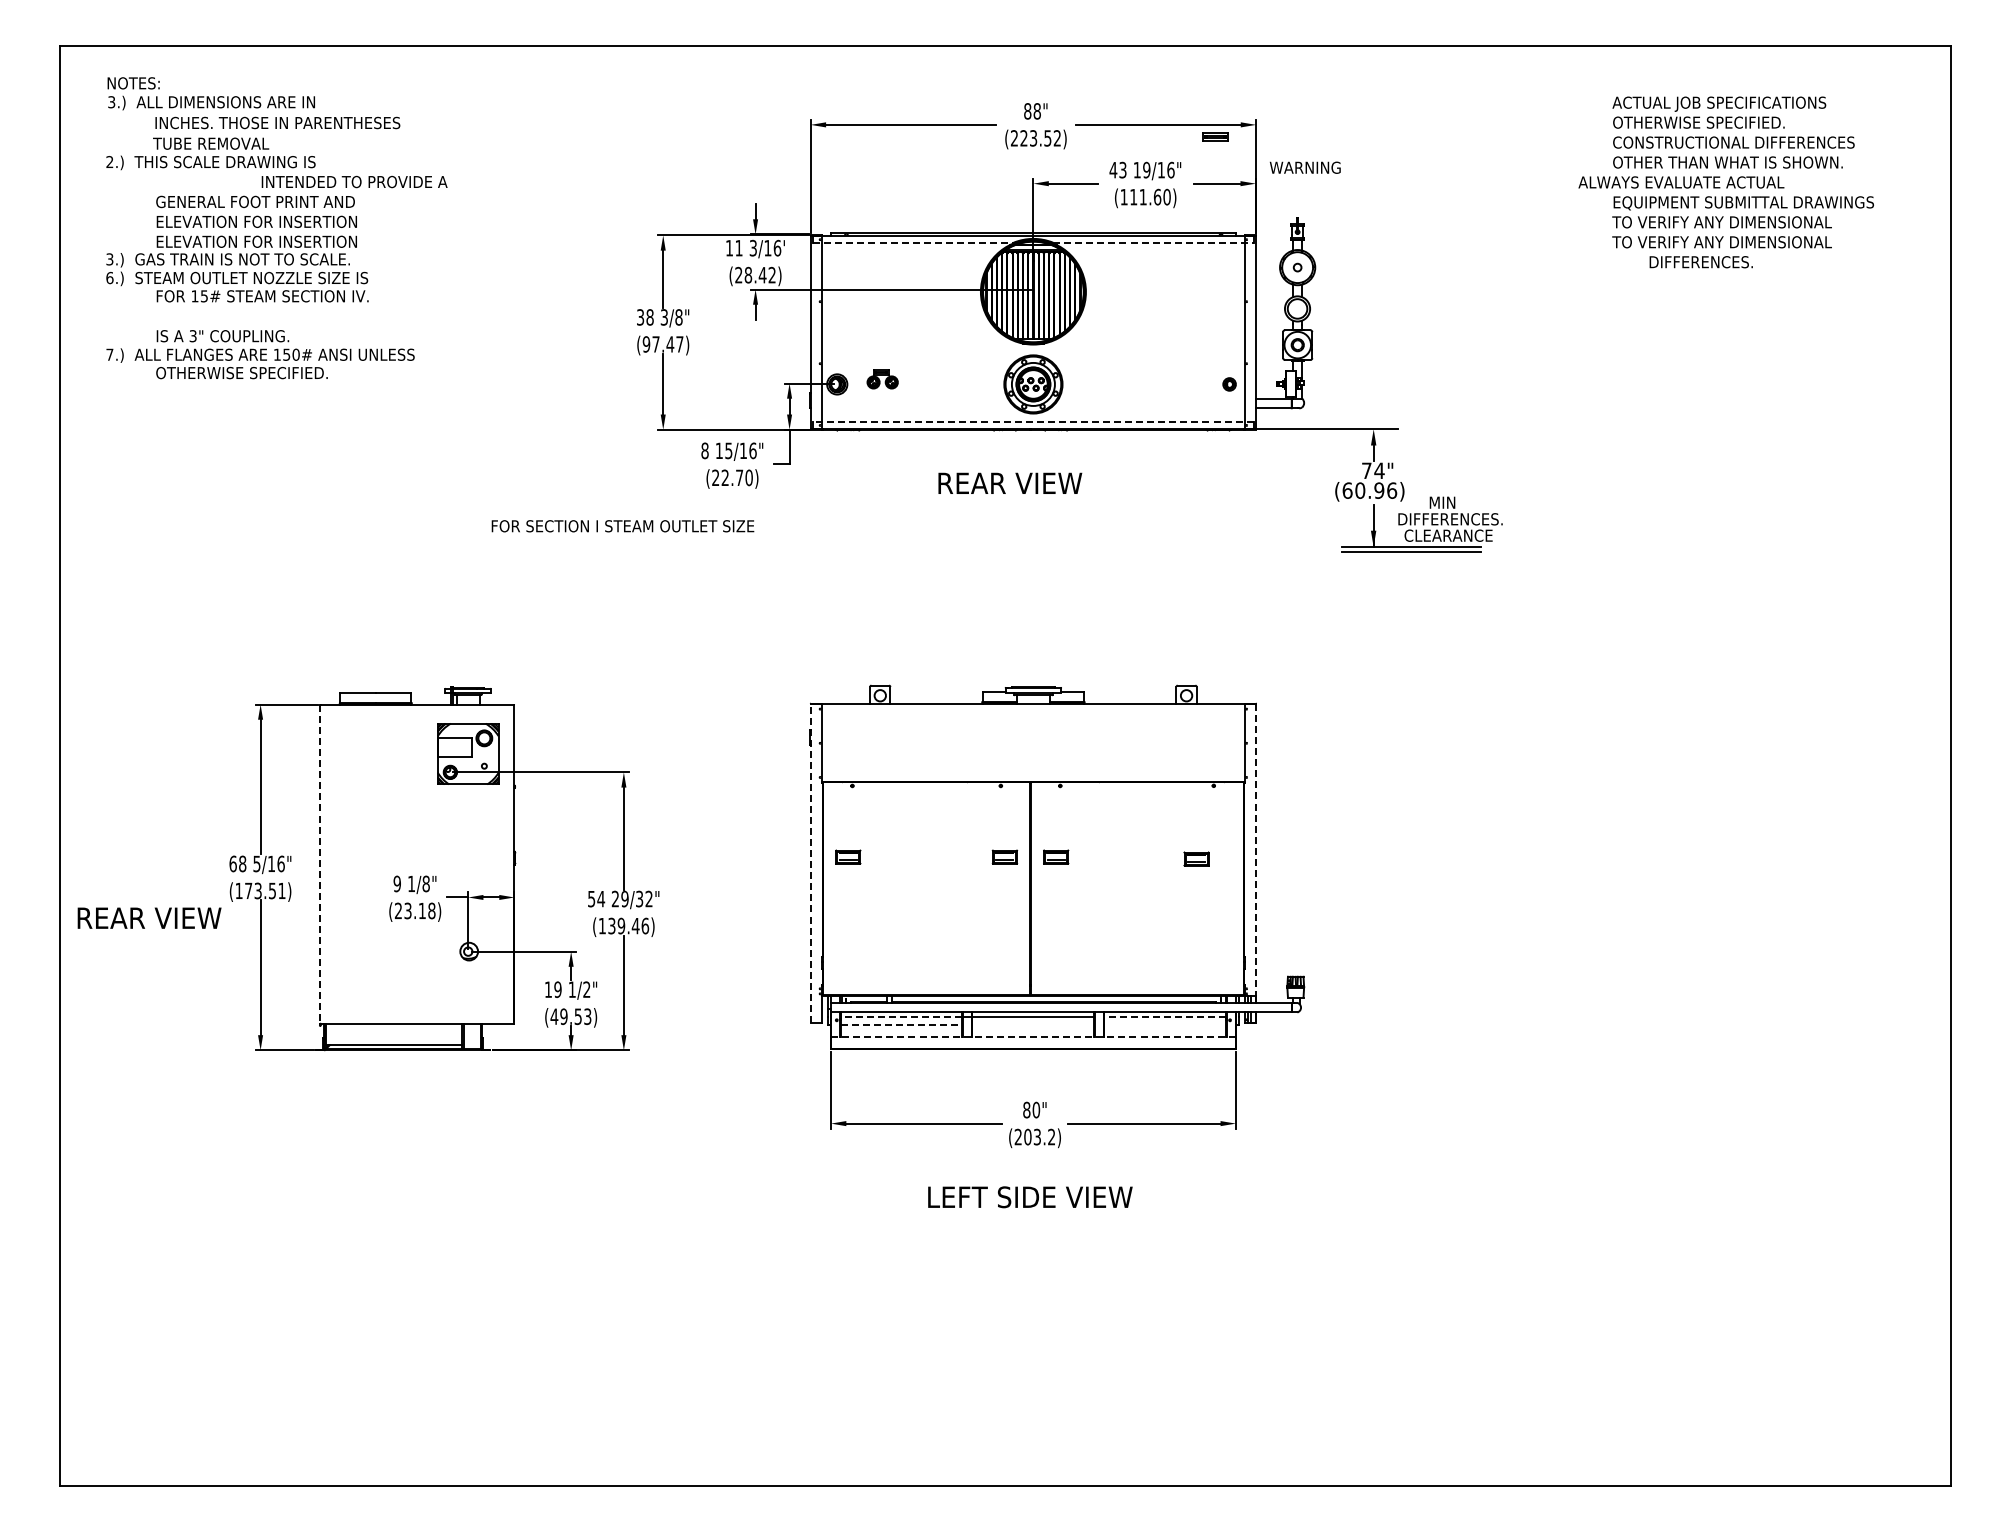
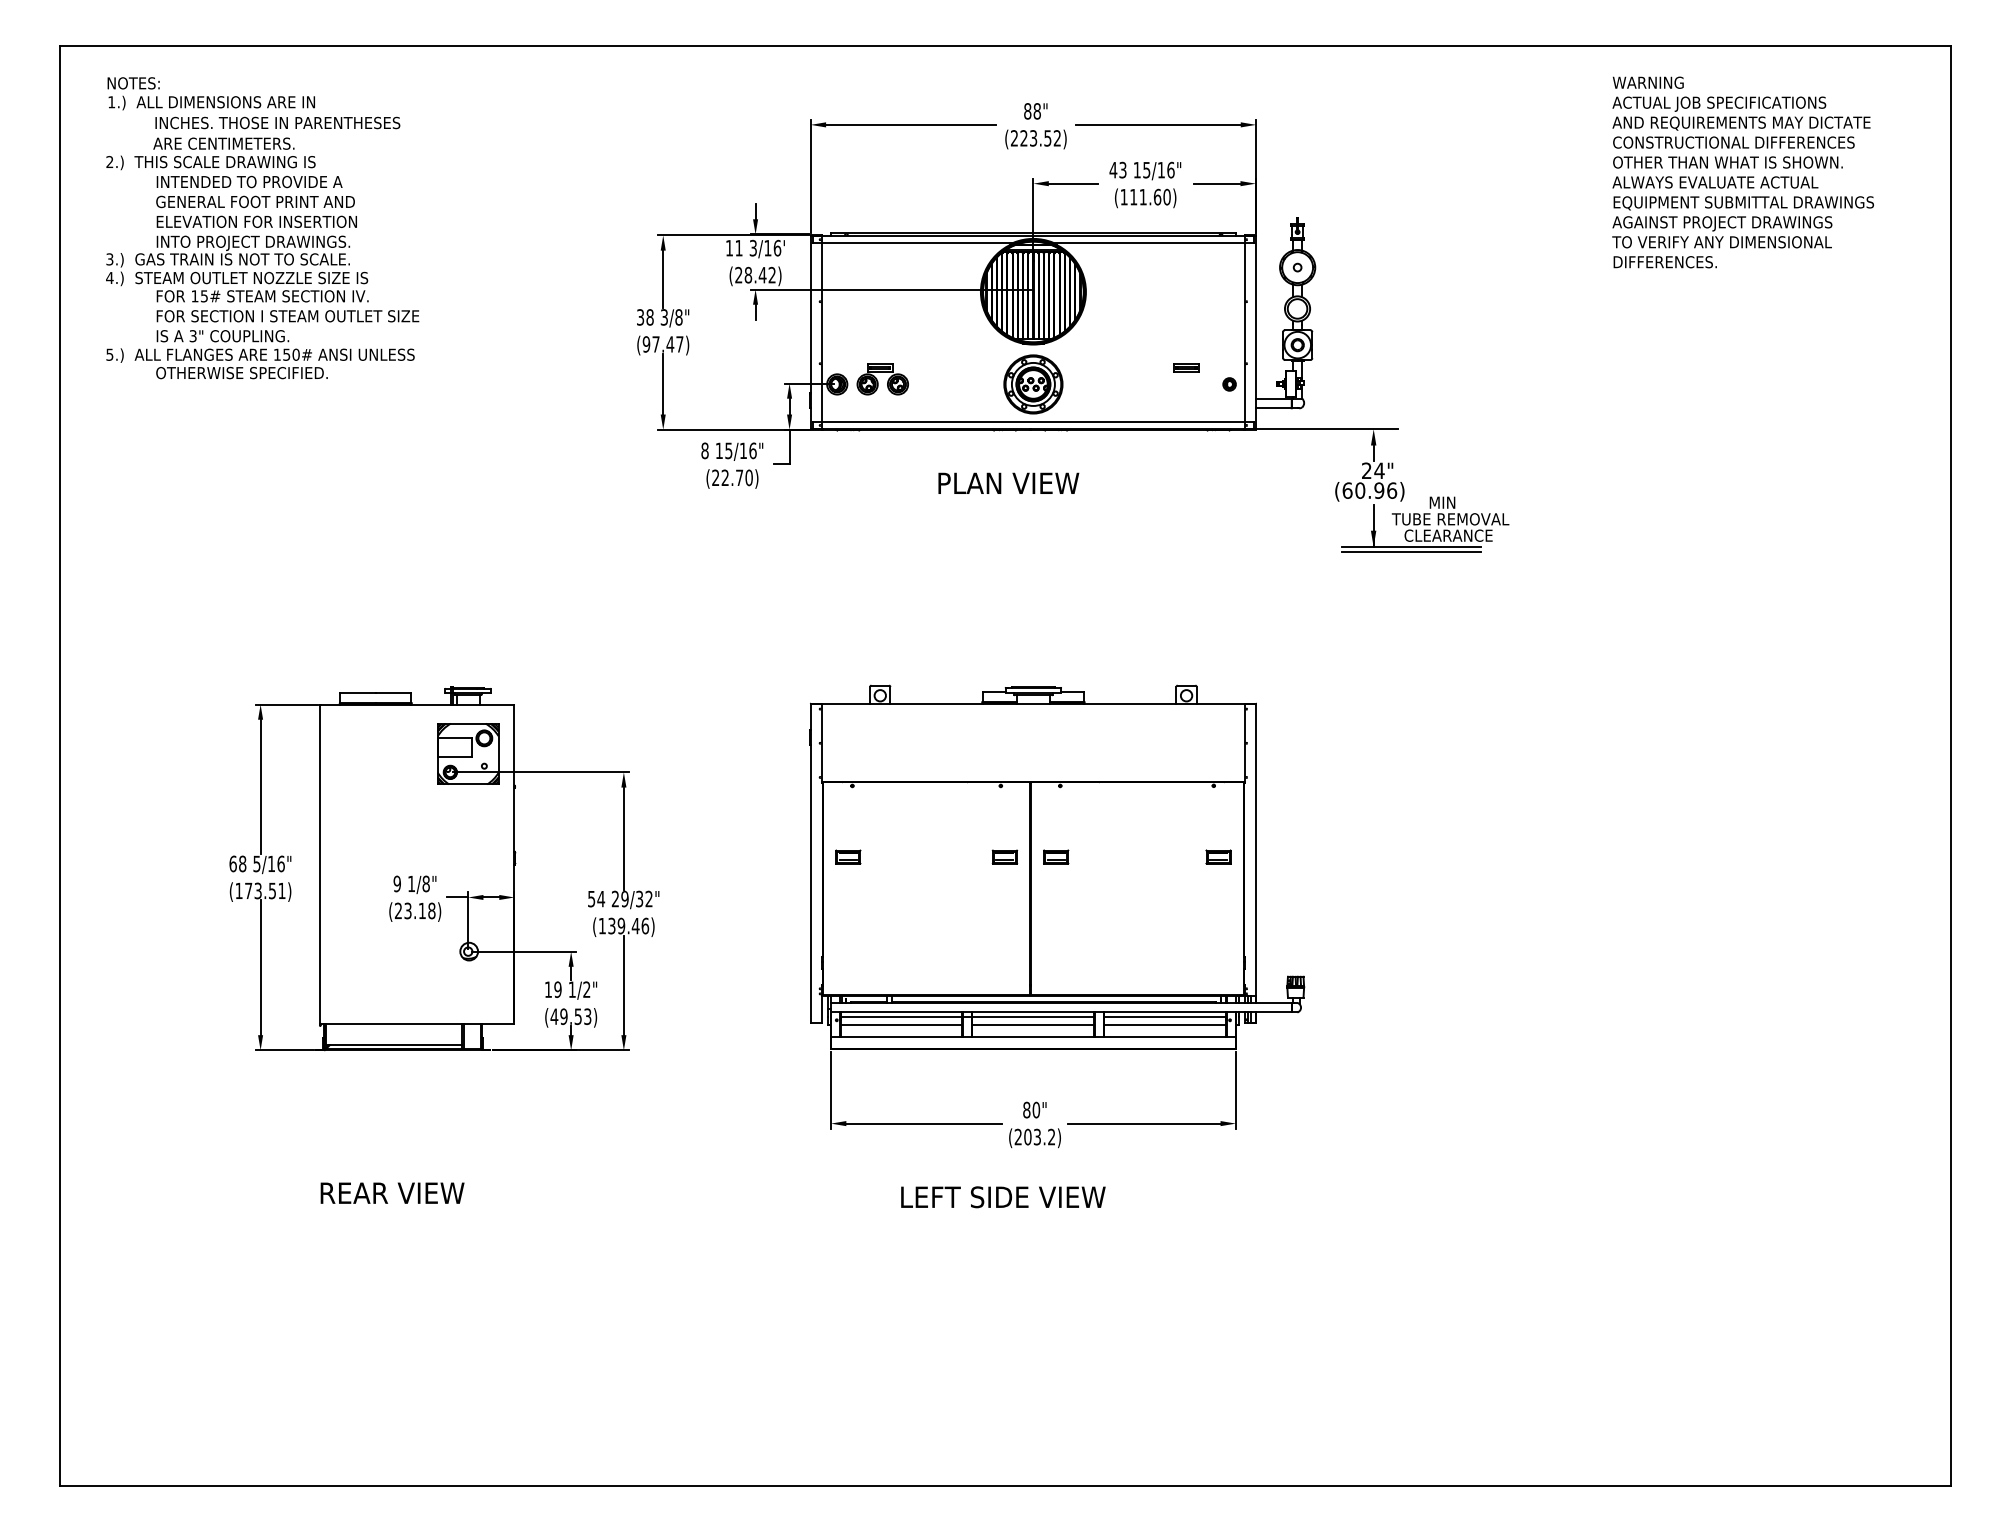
text: 3.) -> 1.) (111, 102)
text: OTHERWISE SPECIFIED. -> AND REQUIREMENTS MAY DICTATE (1741, 123)
part position: (1215, 136) -> (1186, 367) (1186, 367)
text: TUBE REMOVAL -> ARE CENTIMETERS. (223, 143)
text position: (1304, 167) -> (1647, 82) (1647, 82)
text: 19/16" -> 15/16" (1146, 169)
text position: (354, 181) -> (249, 181) (249, 181)
text position: (1681, 182) -> (1715, 182) (1715, 182)
text: TO VERIFY ANY DIMENSIONAL -> AGAINST PROJECT DRAWINGS (1722, 223)
text: ELEVATION FOR INSERTION -> INTO PROJECT DRAWINGS. (257, 242)
line: dashed -> solid (913, 242)
line: dashed -> solid (1153, 242)
text position: (1700, 262) -> (1664, 262) (1664, 262)
text: 6.) -> 4.) (109, 277)
text: 7.) -> 5.) (109, 354)
part size: 33x21 px -> 53x33 px (882, 379)
line: dashed -> solid (1032, 421)
text: 74" -> 24" (1366, 470)
text: REAR VIEW -> PLAN VIEW (1011, 482)
text: DIFFERENCES. -> TUBE REMOVAL (1450, 519)
text position: (622, 526) -> (287, 316) (287, 316)
line: dashed -> solid (1256, 850)
part position: (1196, 858) -> (1218, 856) (1218, 856)
line: dashed -> solid (810, 863)
line: dashed -> solid (320, 864)
text position: (149, 917) -> (392, 1192) (392, 1192)
line: dashed -> solid (901, 1016)
line: dashed -> solid (1165, 1016)
line: dashed -> solid (901, 1024)
line: none -> present (1033, 1024)
line: none -> present (1165, 1024)
line: dashed -> solid (1032, 1036)
text position: (1030, 1197) -> (1003, 1197) (1003, 1197)
